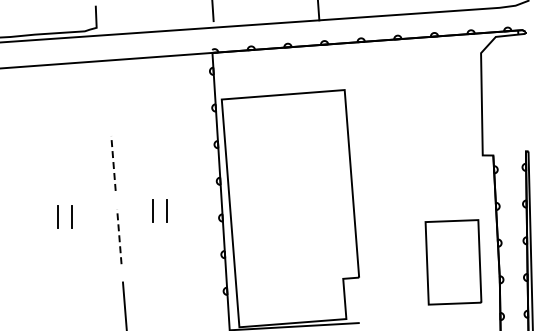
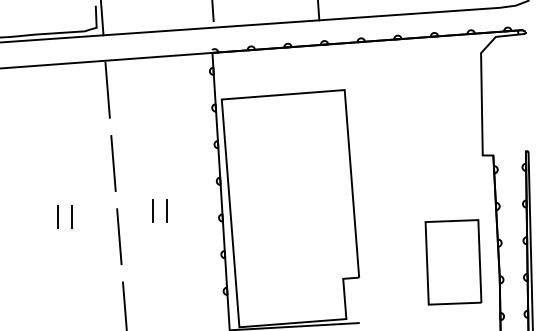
line: none -> present (102, 18)
line: none -> present (107, 89)
line: dashed -> solid (113, 163)
line: dashed -> solid (119, 236)
